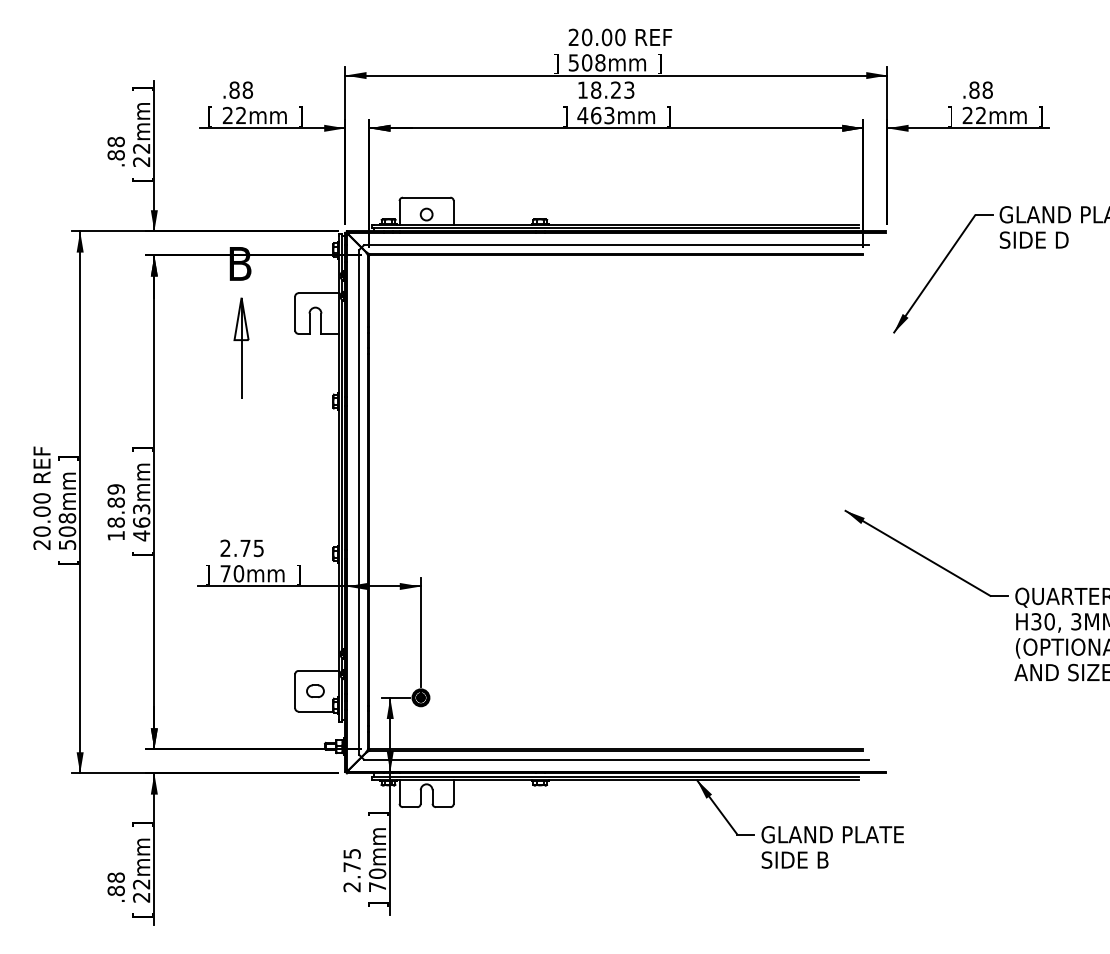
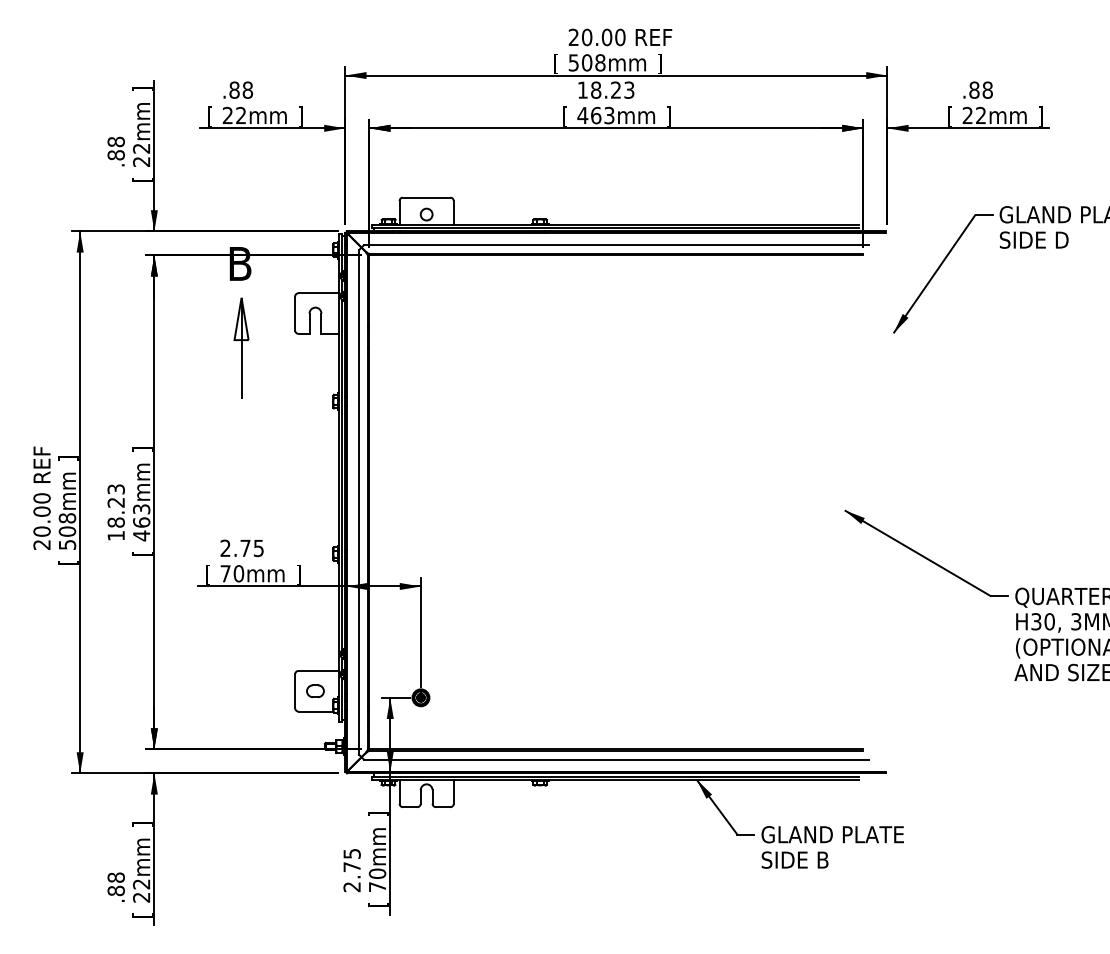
text: ] -> [ (556, 63)
text: ] -> [ (565, 116)
text: ] -> [ (949, 116)
text: 18.89 -> 18.23 (115, 495)
text: ] -> [ (207, 574)
text: ] -> [ (378, 904)
